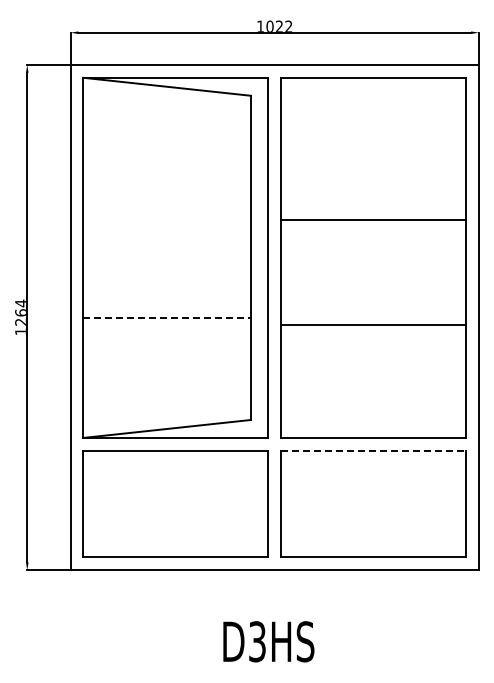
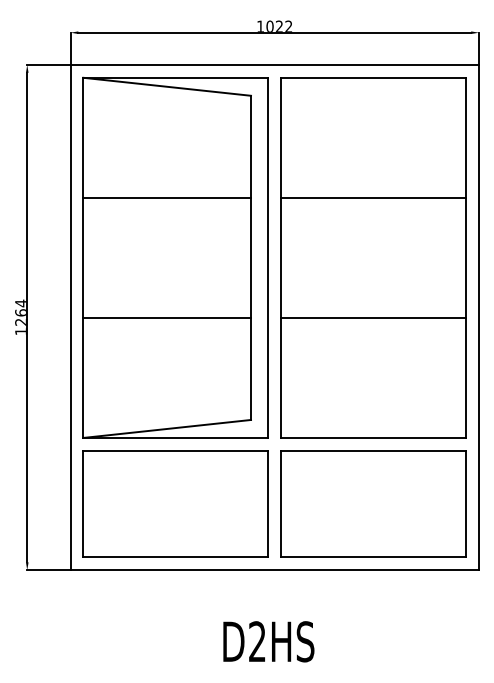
line: none -> present (167, 198)
line position: (373, 220) -> (373, 198) (373, 198)
line: dashed -> solid (167, 318)
line position: (373, 325) -> (373, 318) (373, 318)
line: dashed -> solid (373, 450)
text: D3HS -> D2HS (257, 641)
